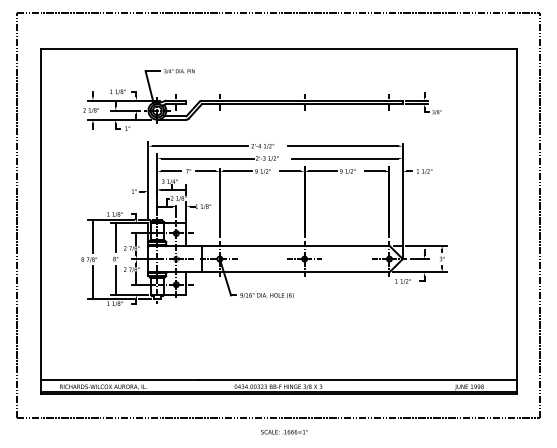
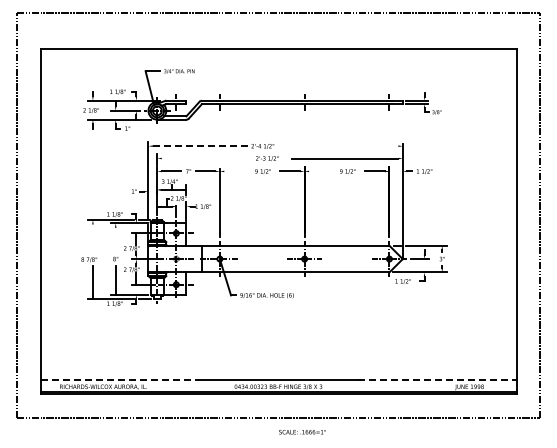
line: solid -> dashed (200, 146)
line: present -> none (342, 146)
line: present -> none (207, 158)
line: present -> none (238, 171)
line: present -> none (323, 171)
line: present -> none (92, 236)
line: present -> none (115, 237)
line: solid -> dashed (120, 380)
line: solid -> dashed (437, 380)
text position: (284, 432) -> (302, 432) (302, 432)
